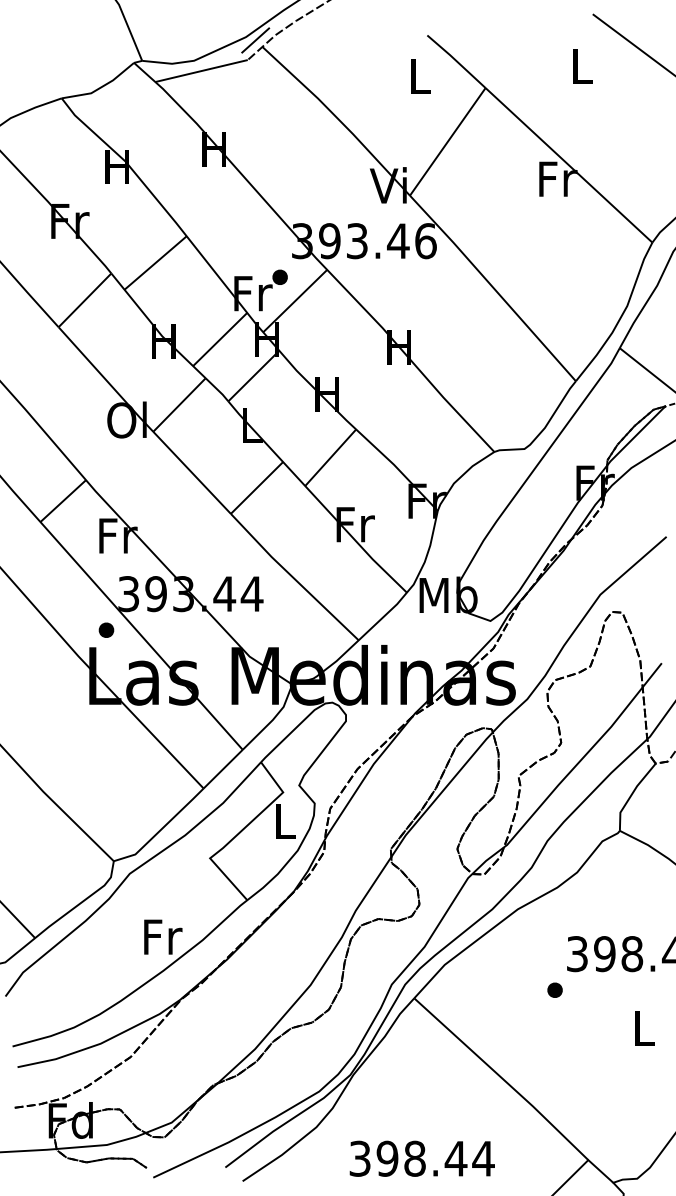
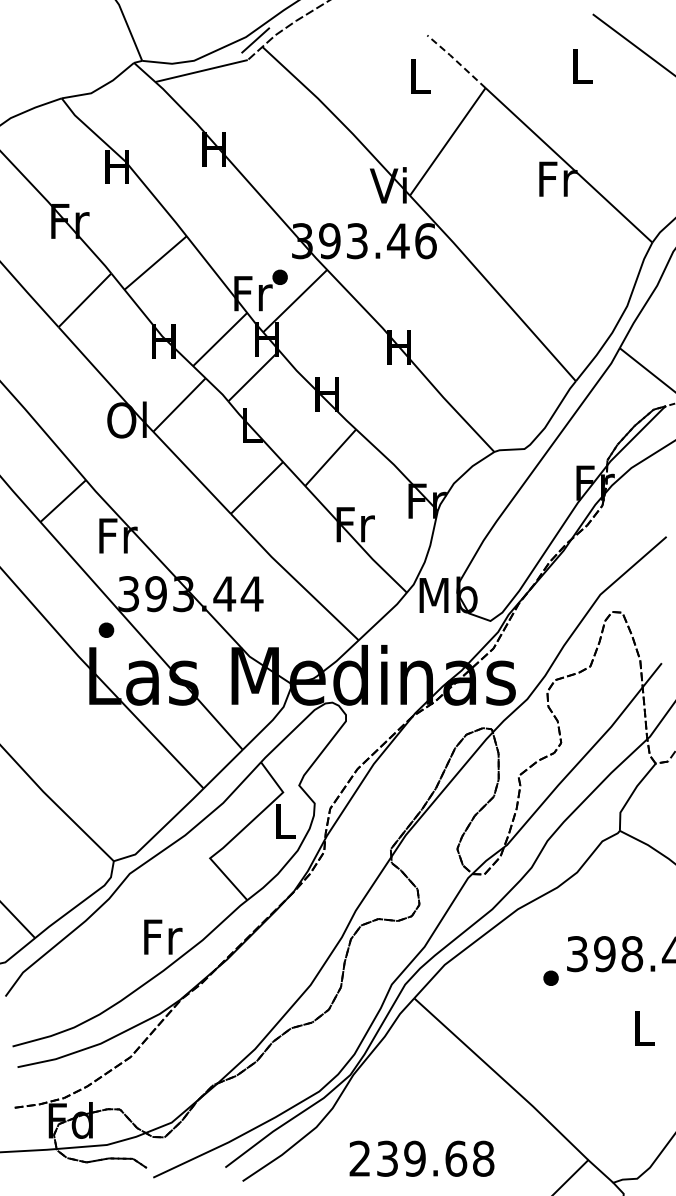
line: solid -> dashed (455, 60)
part position: (554, 989) -> (550, 977) (550, 977)
text: 398.44 -> 239.68 (421, 1158)
